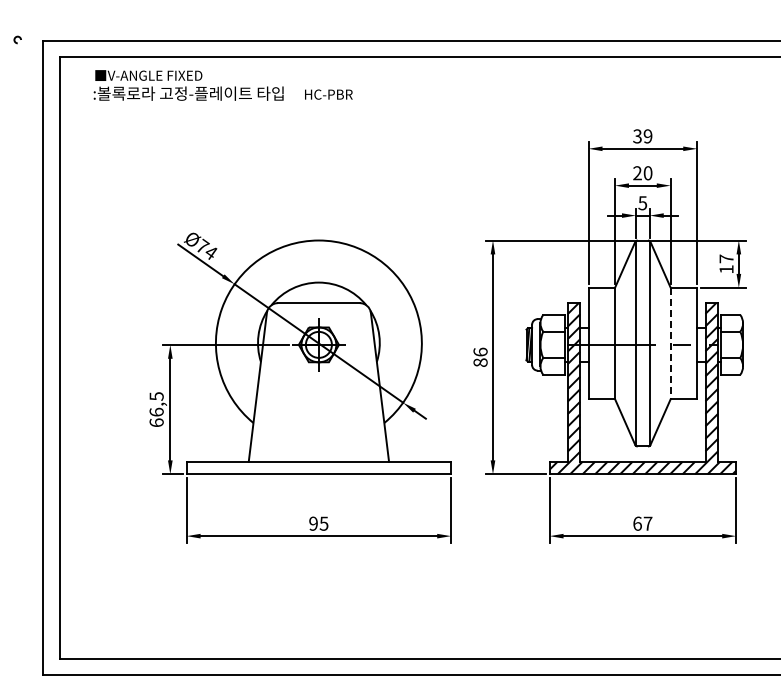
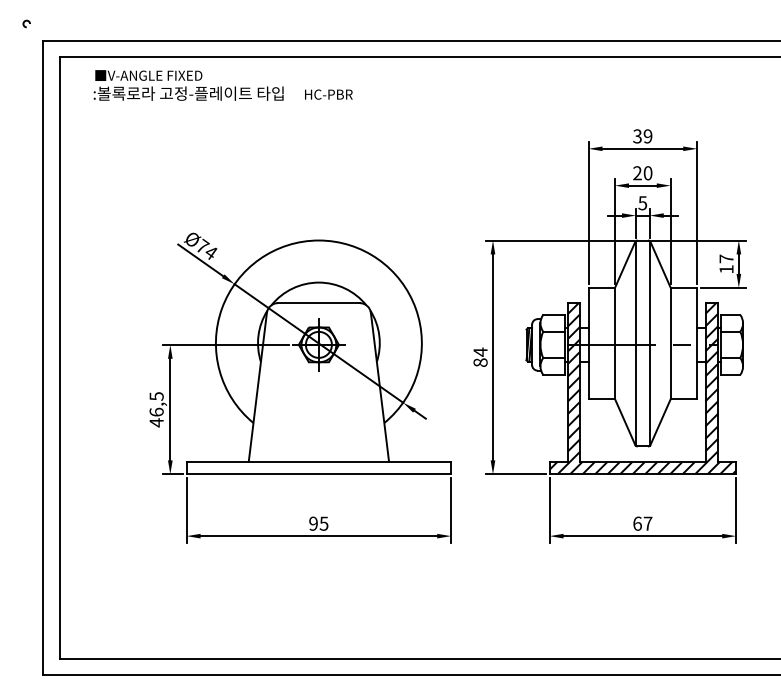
arc position: (17, 37) -> (26, 21) (26, 21)
line: dashed -> solid (670, 343)
text: 86 -> 84 (480, 351)
text: 66,5 -> 46,5 (156, 422)
